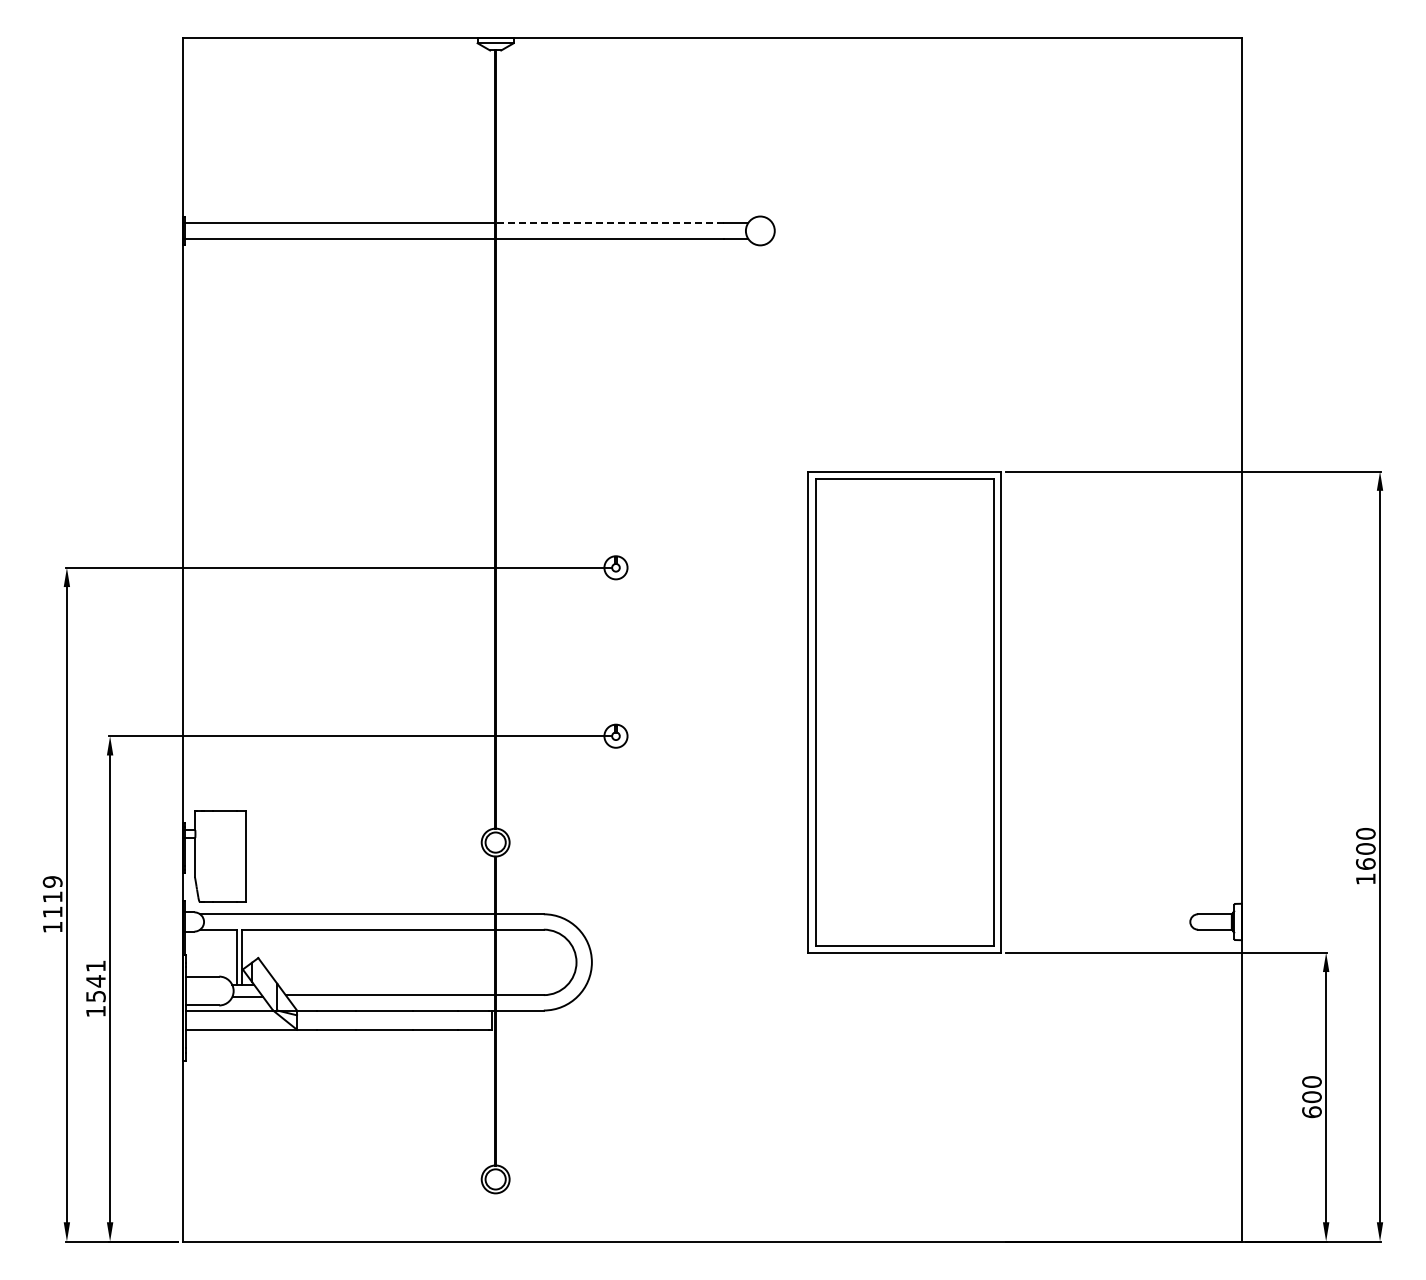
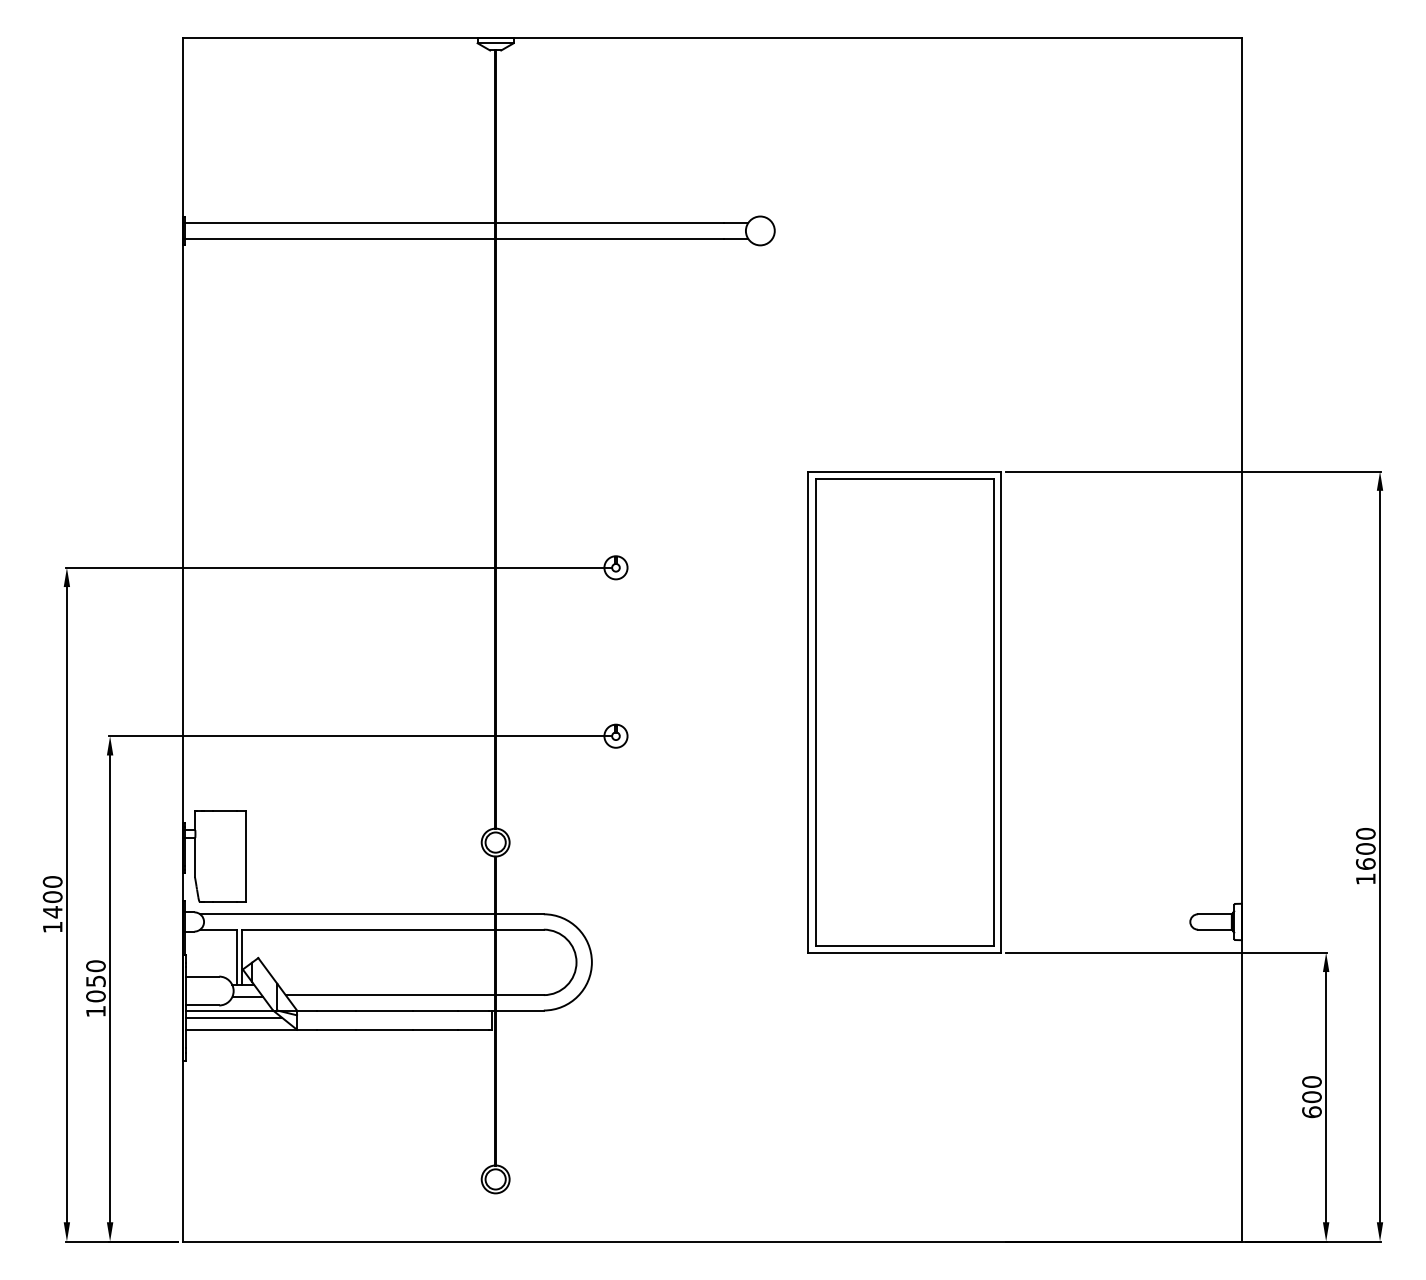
line: dashed -> solid (610, 223)
text: 1119 -> 1400 (52, 897)
text: 1541 -> 1050 (95, 981)
line: none -> present (233, 1017)
